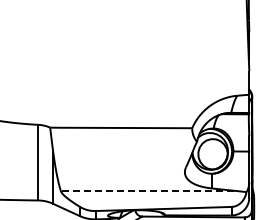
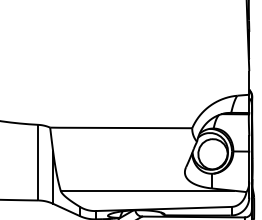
line: dashed -> solid (147, 190)
